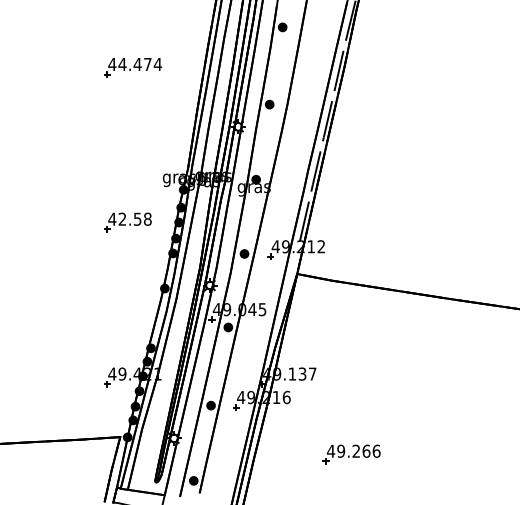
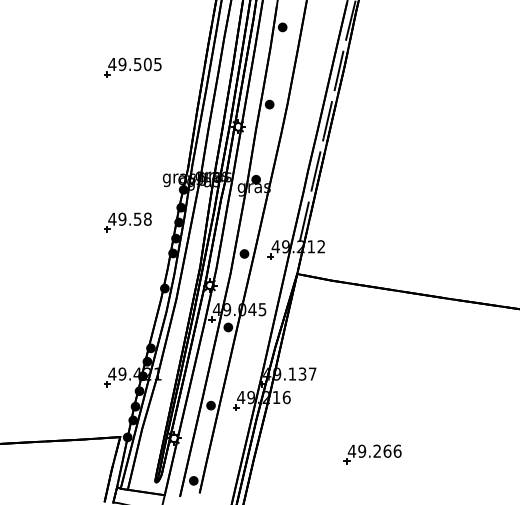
text: 44.474 -> 49.505 (140, 64)
text: 42.58 -> 49.58 (122, 218)
part position: (351, 454) -> (372, 454) (372, 454)
